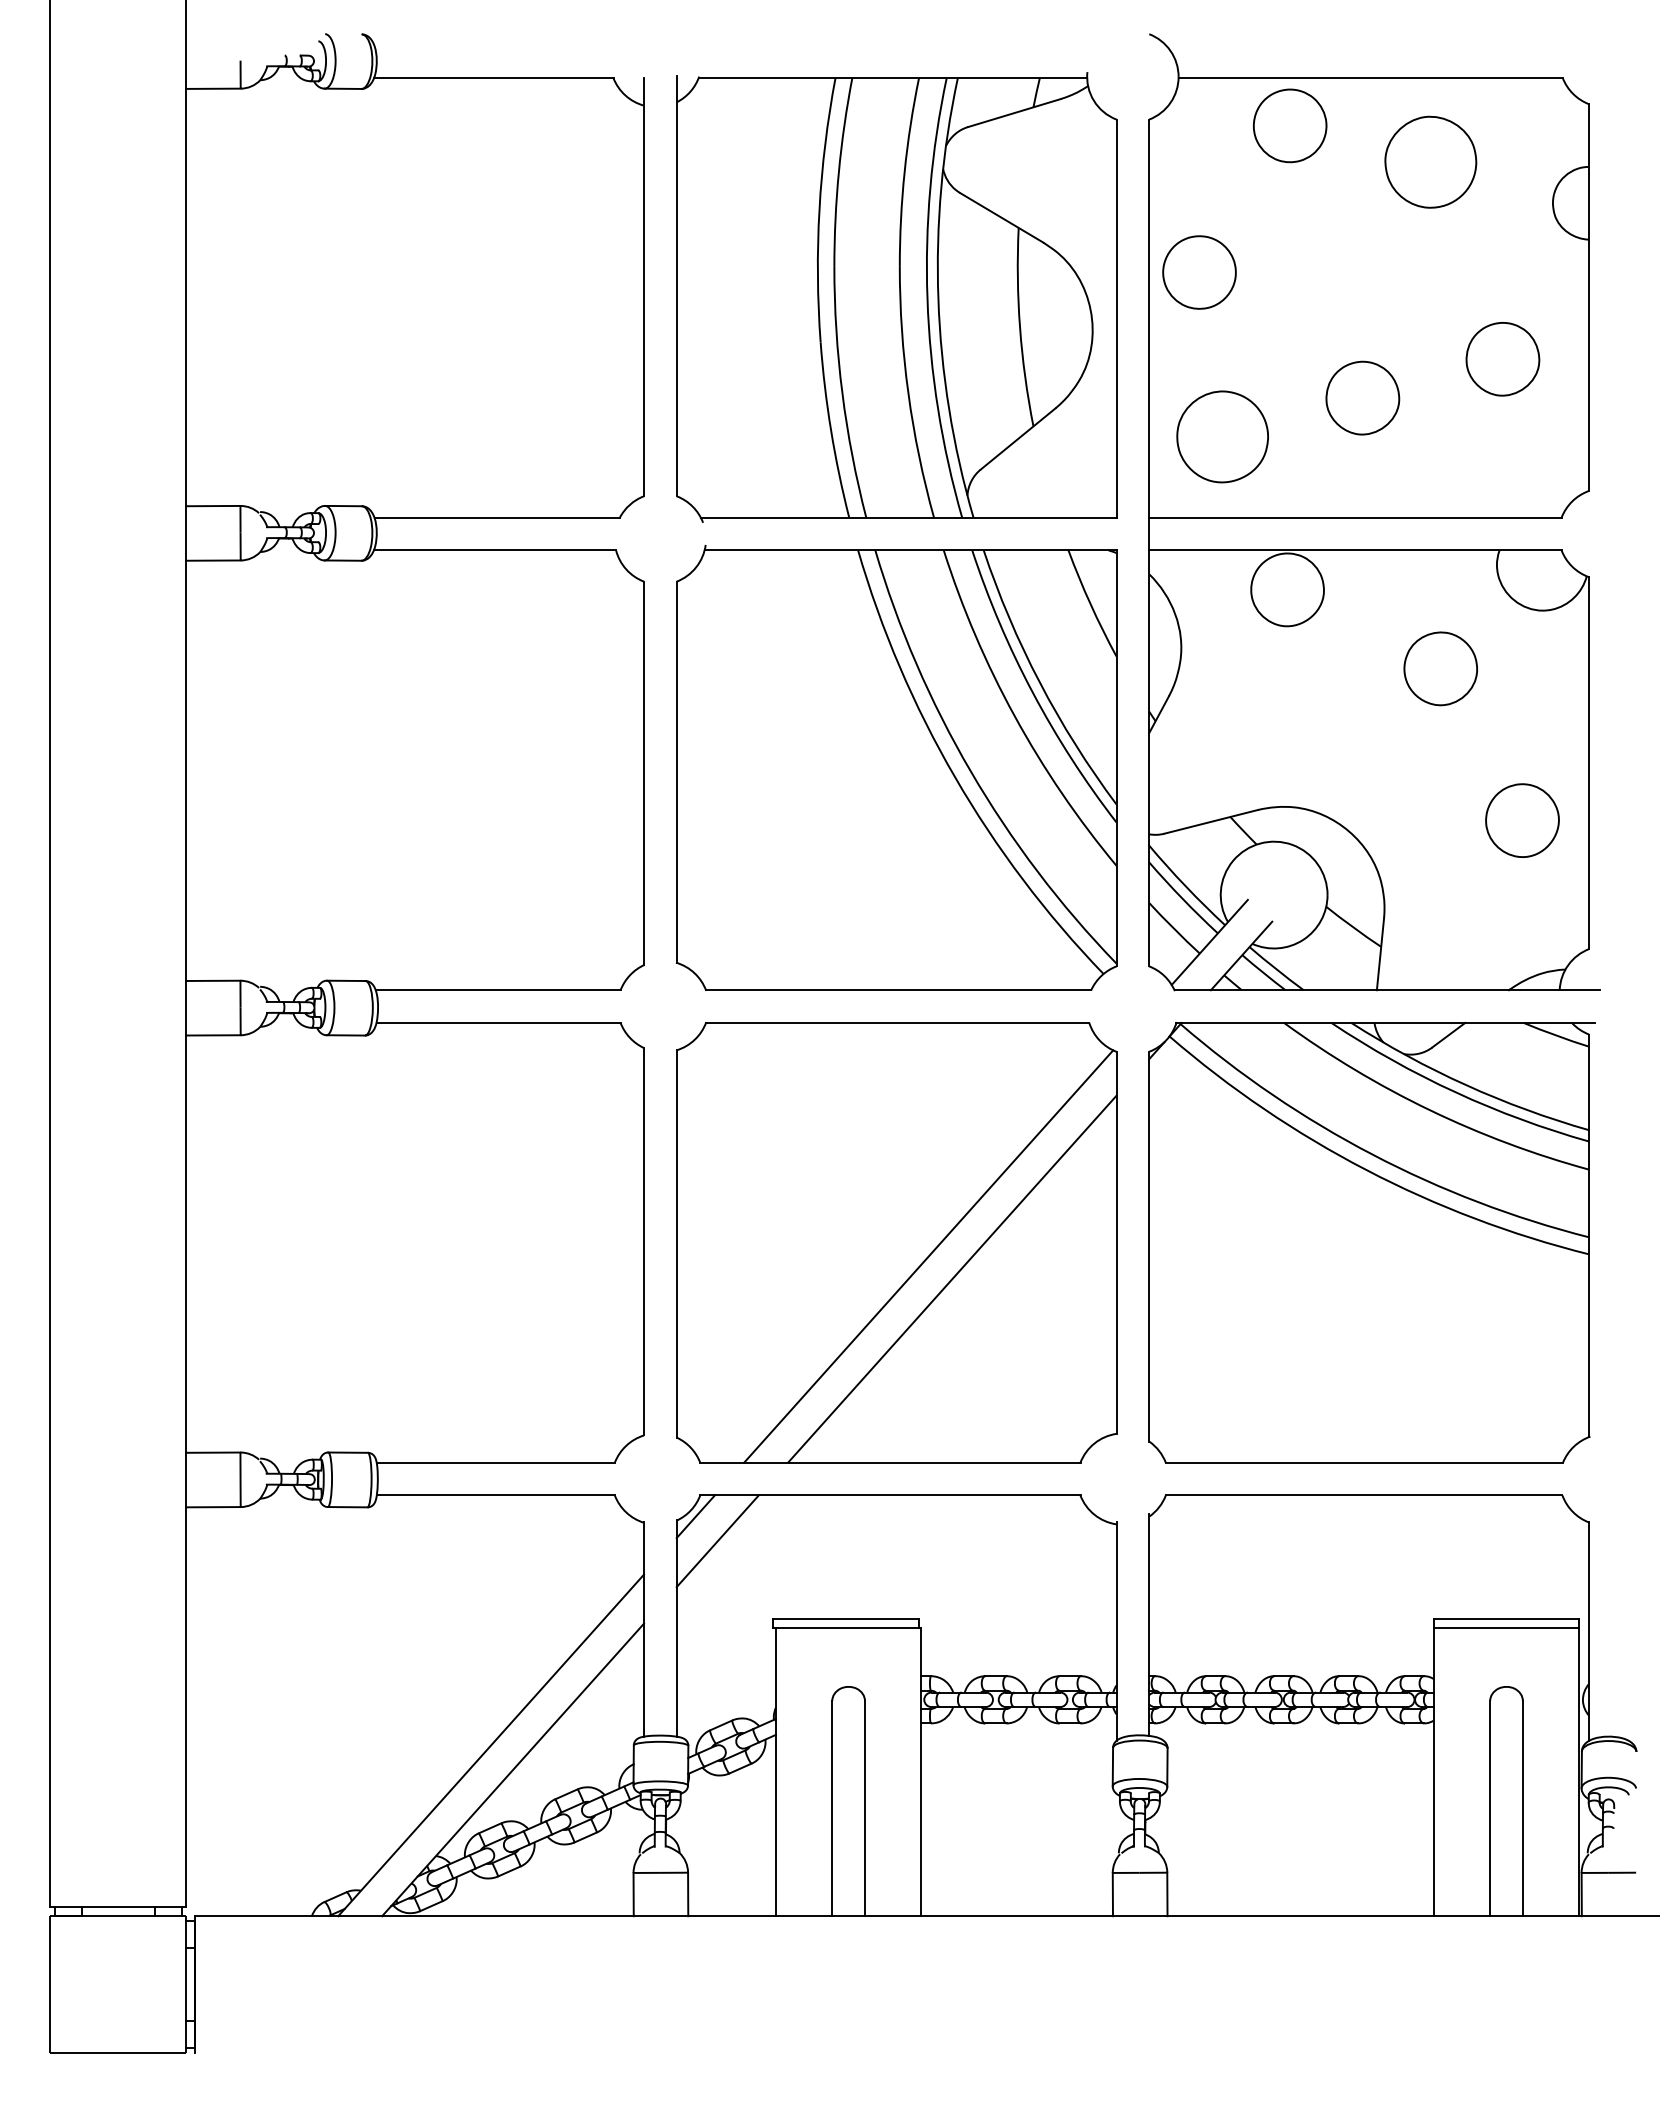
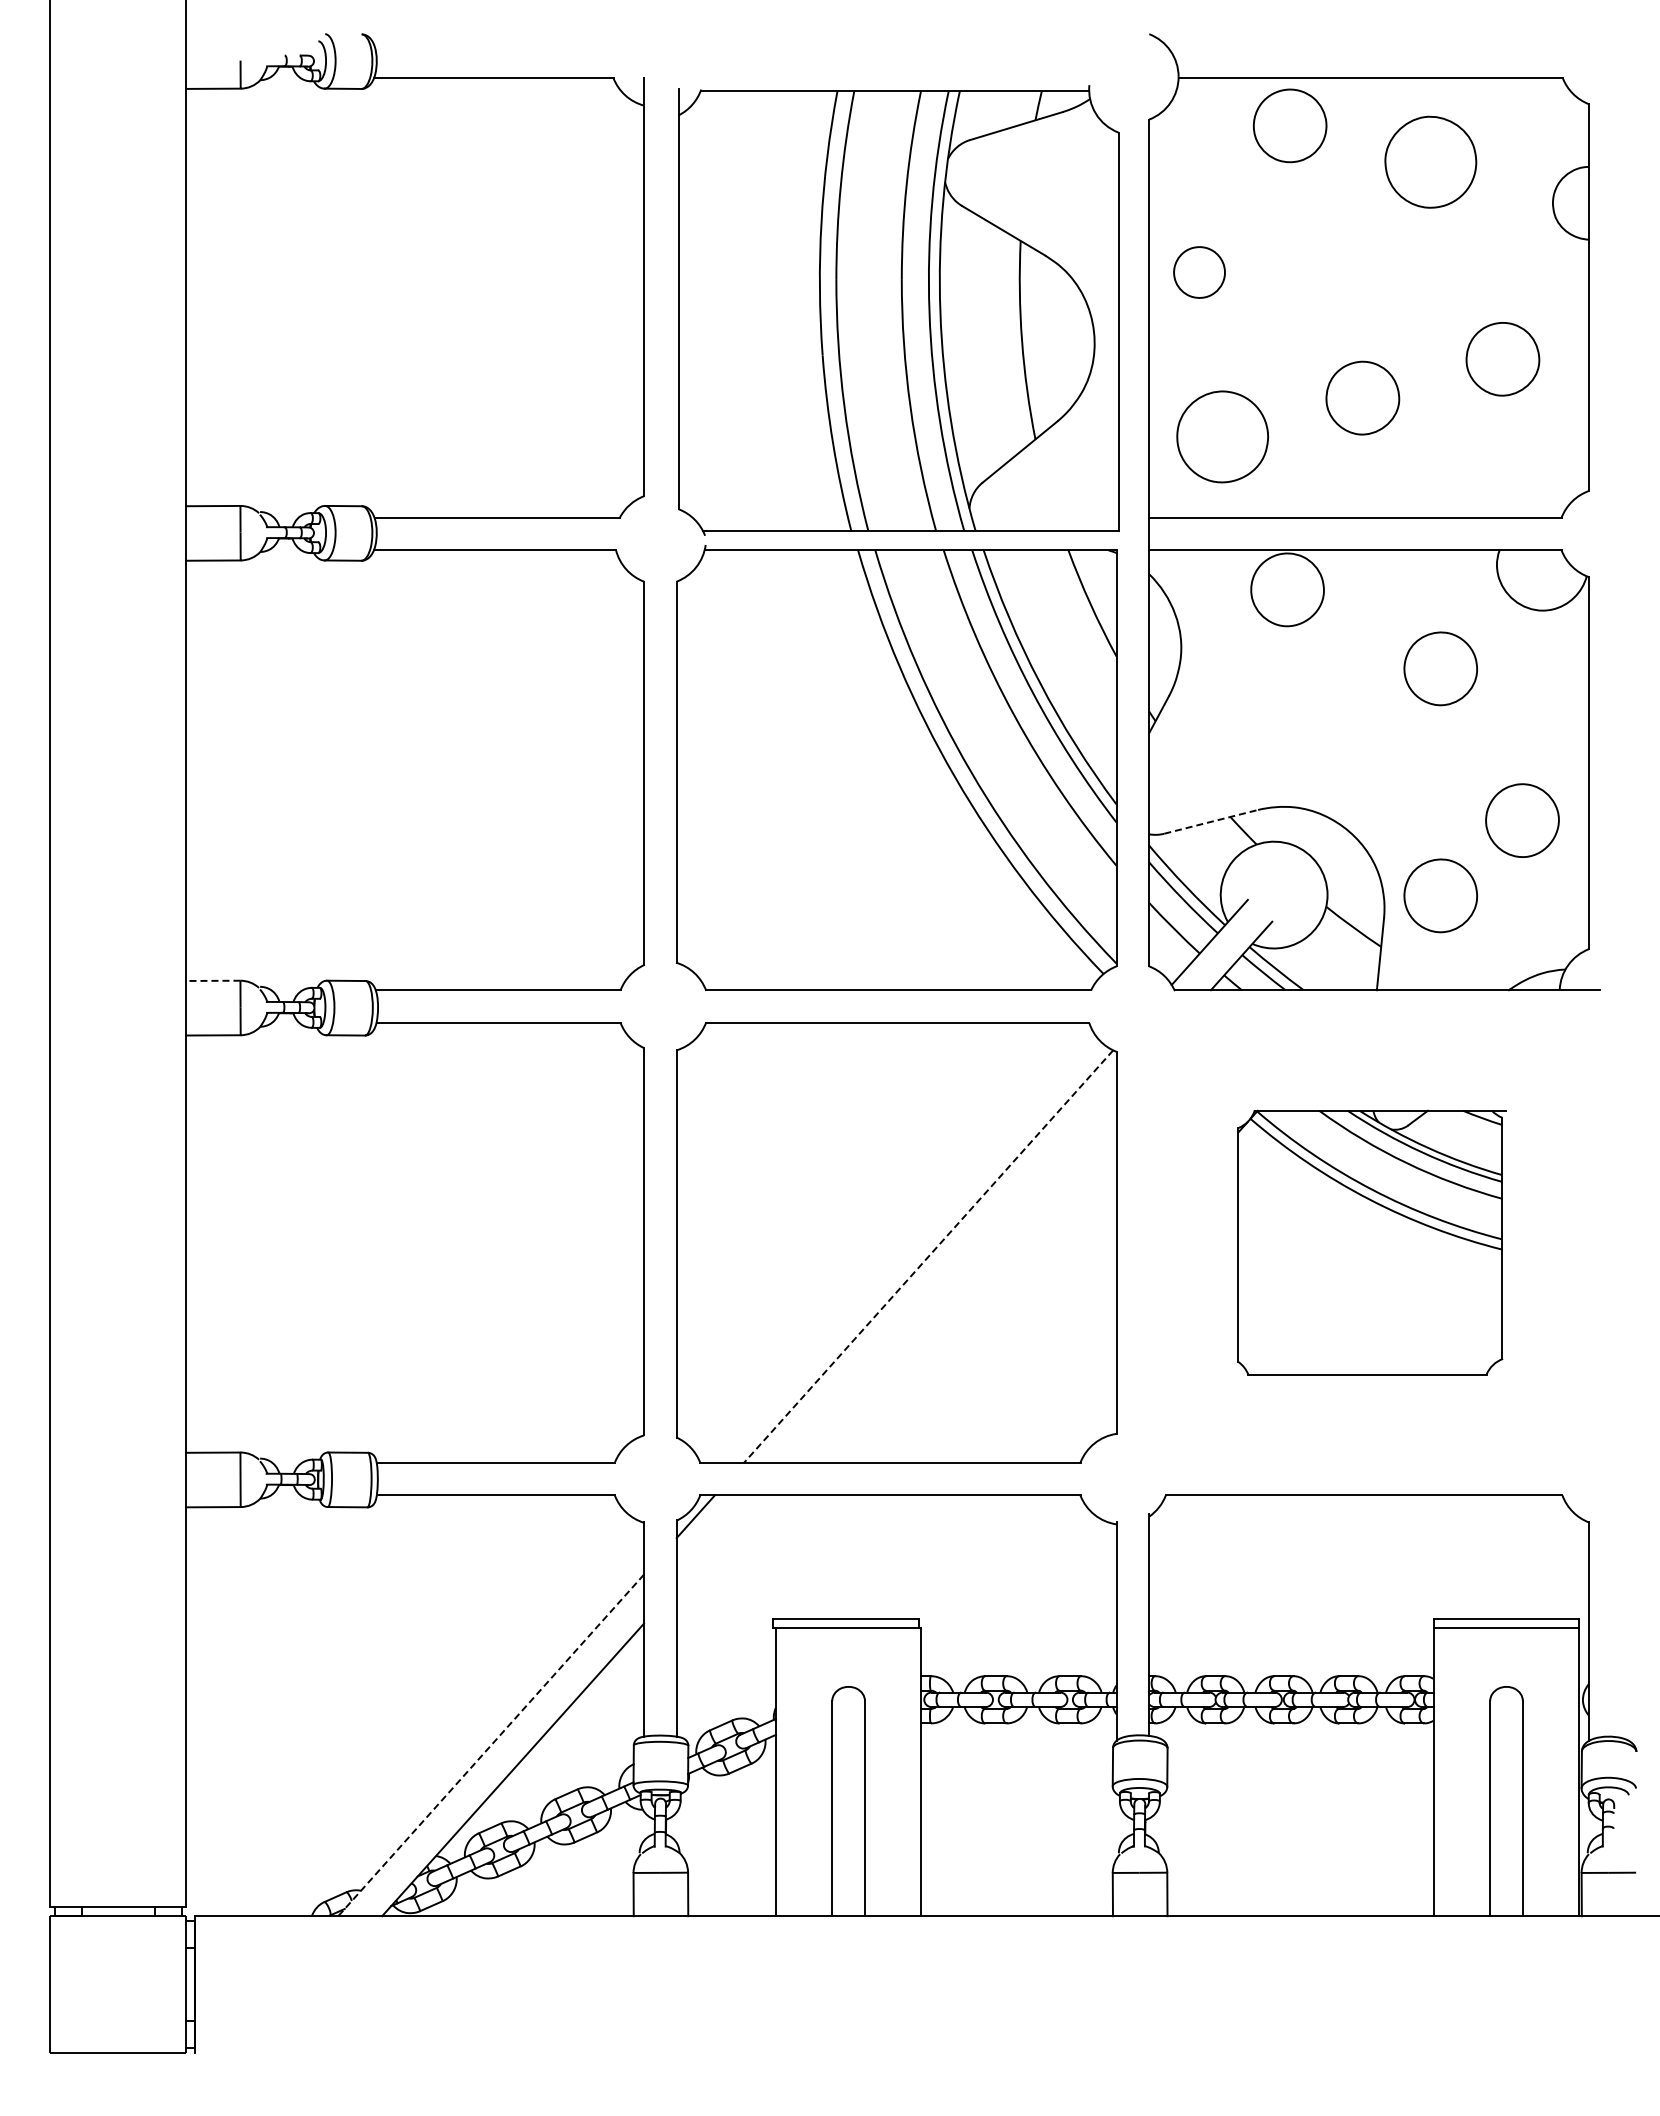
part size: 75x75 px -> 53x53 px (1199, 272)
part position: (896, 297) -> (898, 310) (898, 310)
line: solid -> dashed (1211, 821)
part: none -> present (1440, 895)
line: solid -> dashed (212, 980)
part size: 448x443 px -> 270x267 px (1371, 1242)
line: solid -> dashed (928, 1256)
line: present -> none (952, 1278)
line: present -> none (717, 1541)
line: solid -> dashed (490, 1745)
